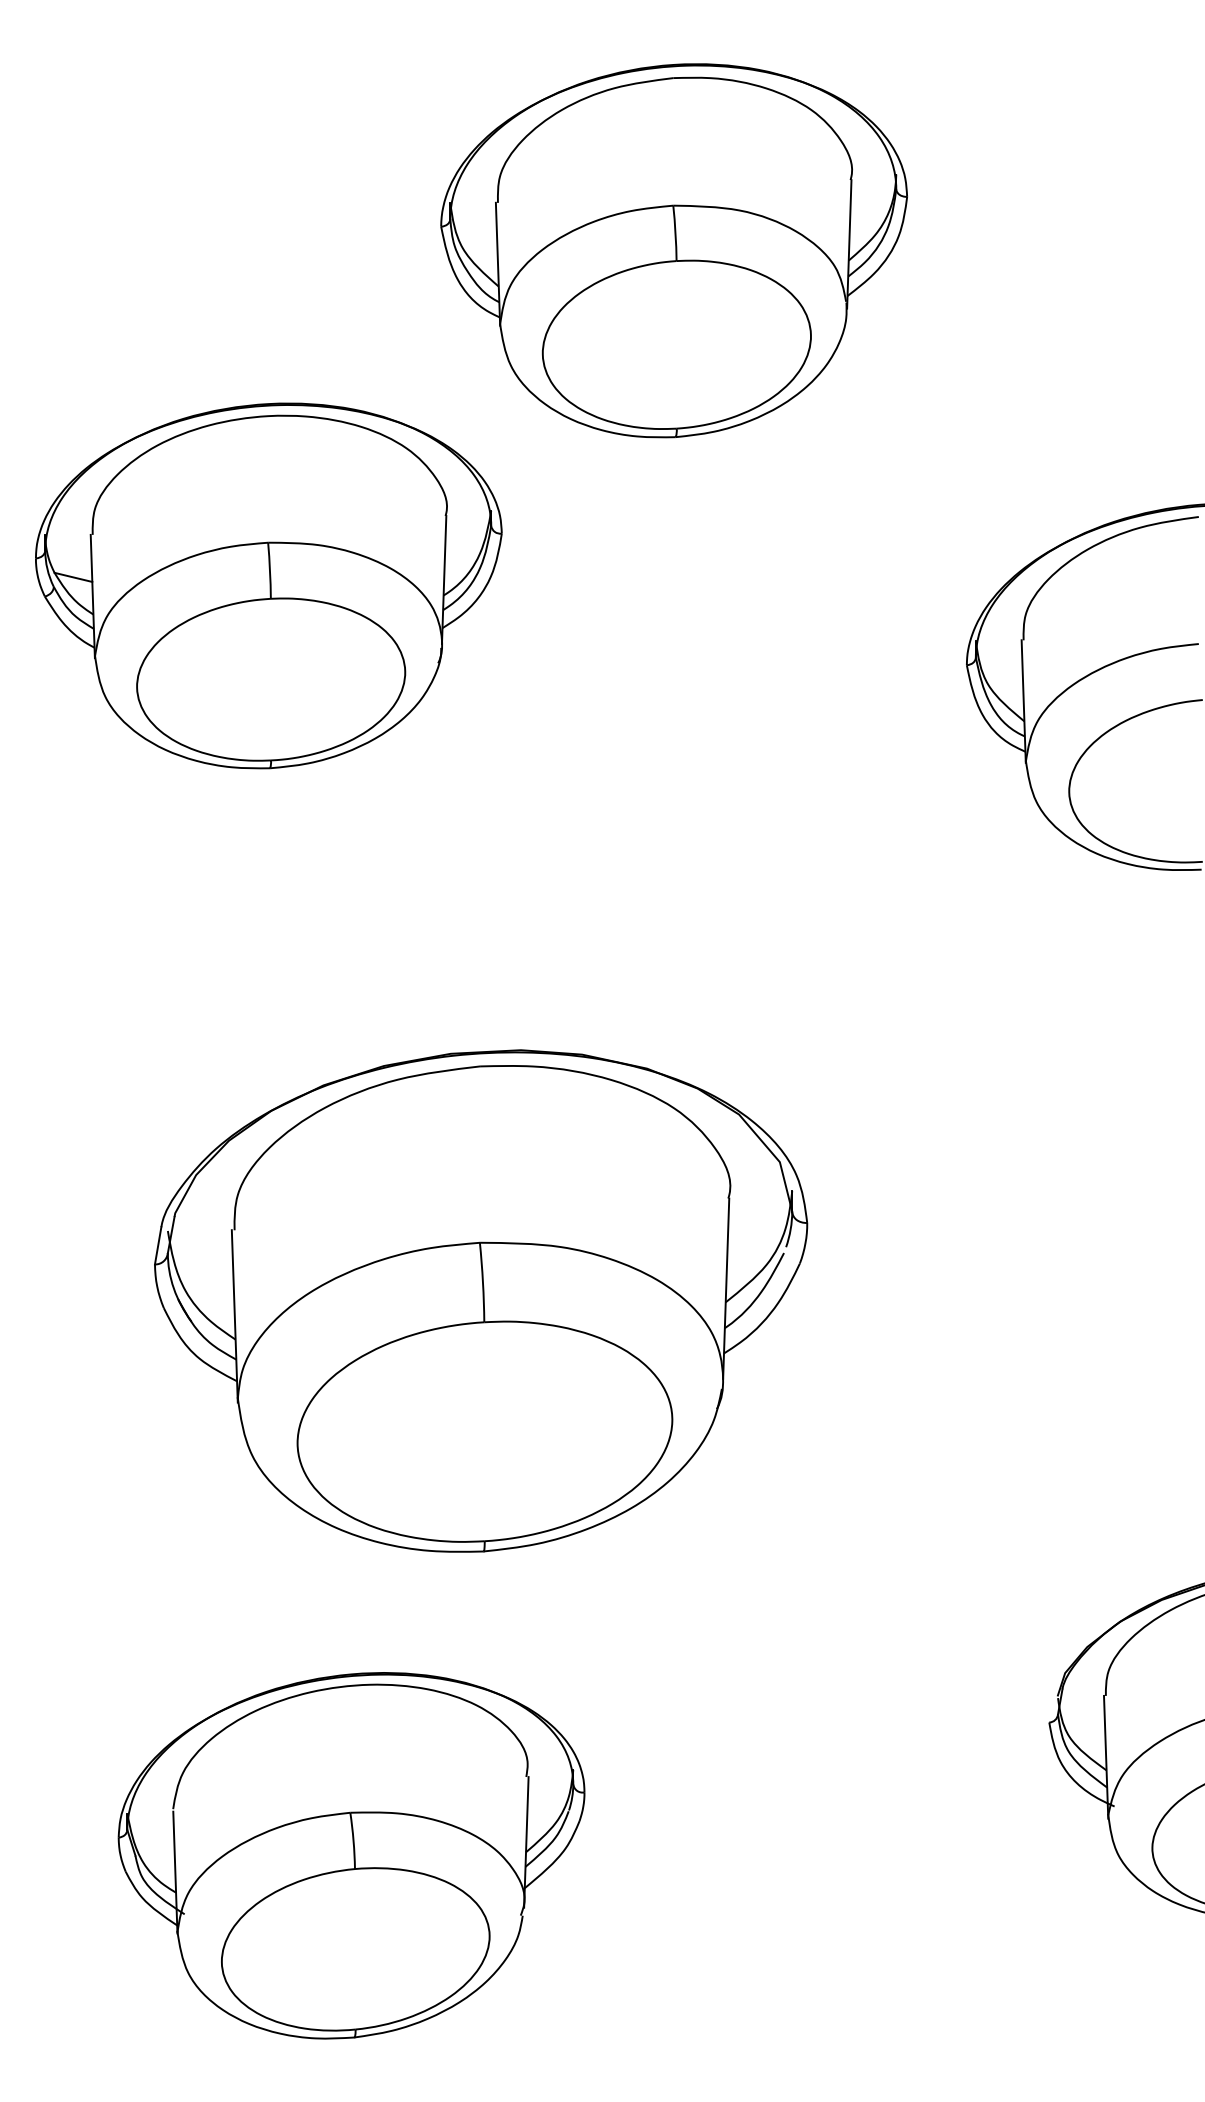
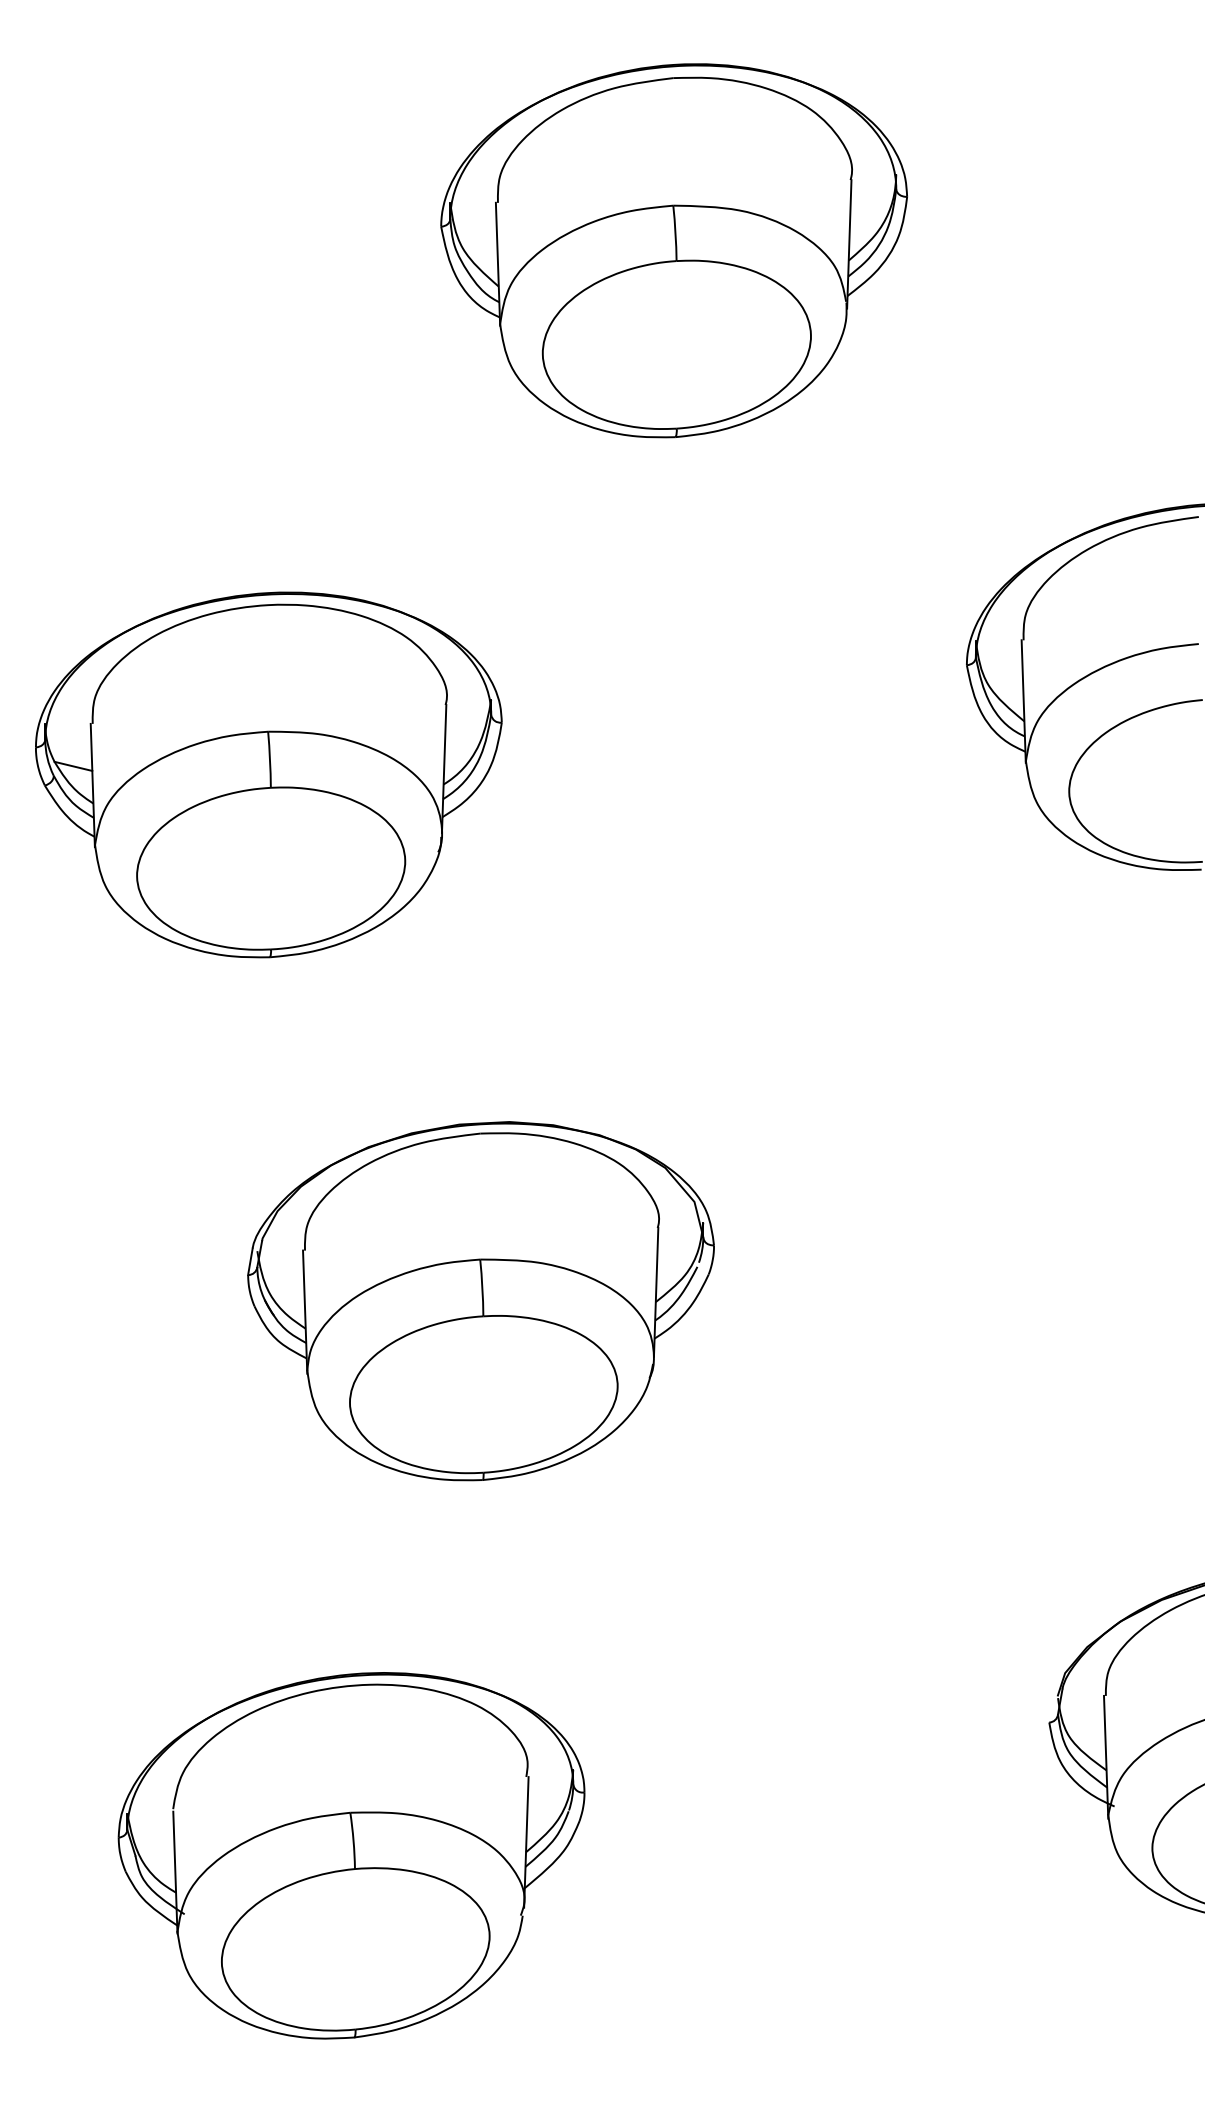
part position: (268, 585) -> (268, 774) (268, 774)
part size: 655x504 px -> 468x361 px (480, 1301)
